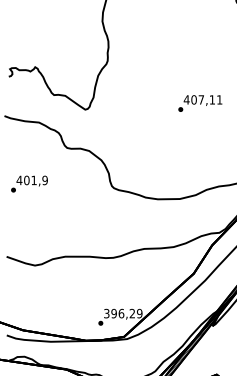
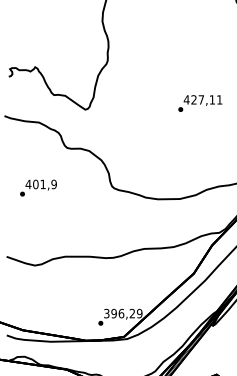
text: 407,11 -> 427,11 (193, 99)
text position: (29, 183) -> (38, 187) (38, 187)
